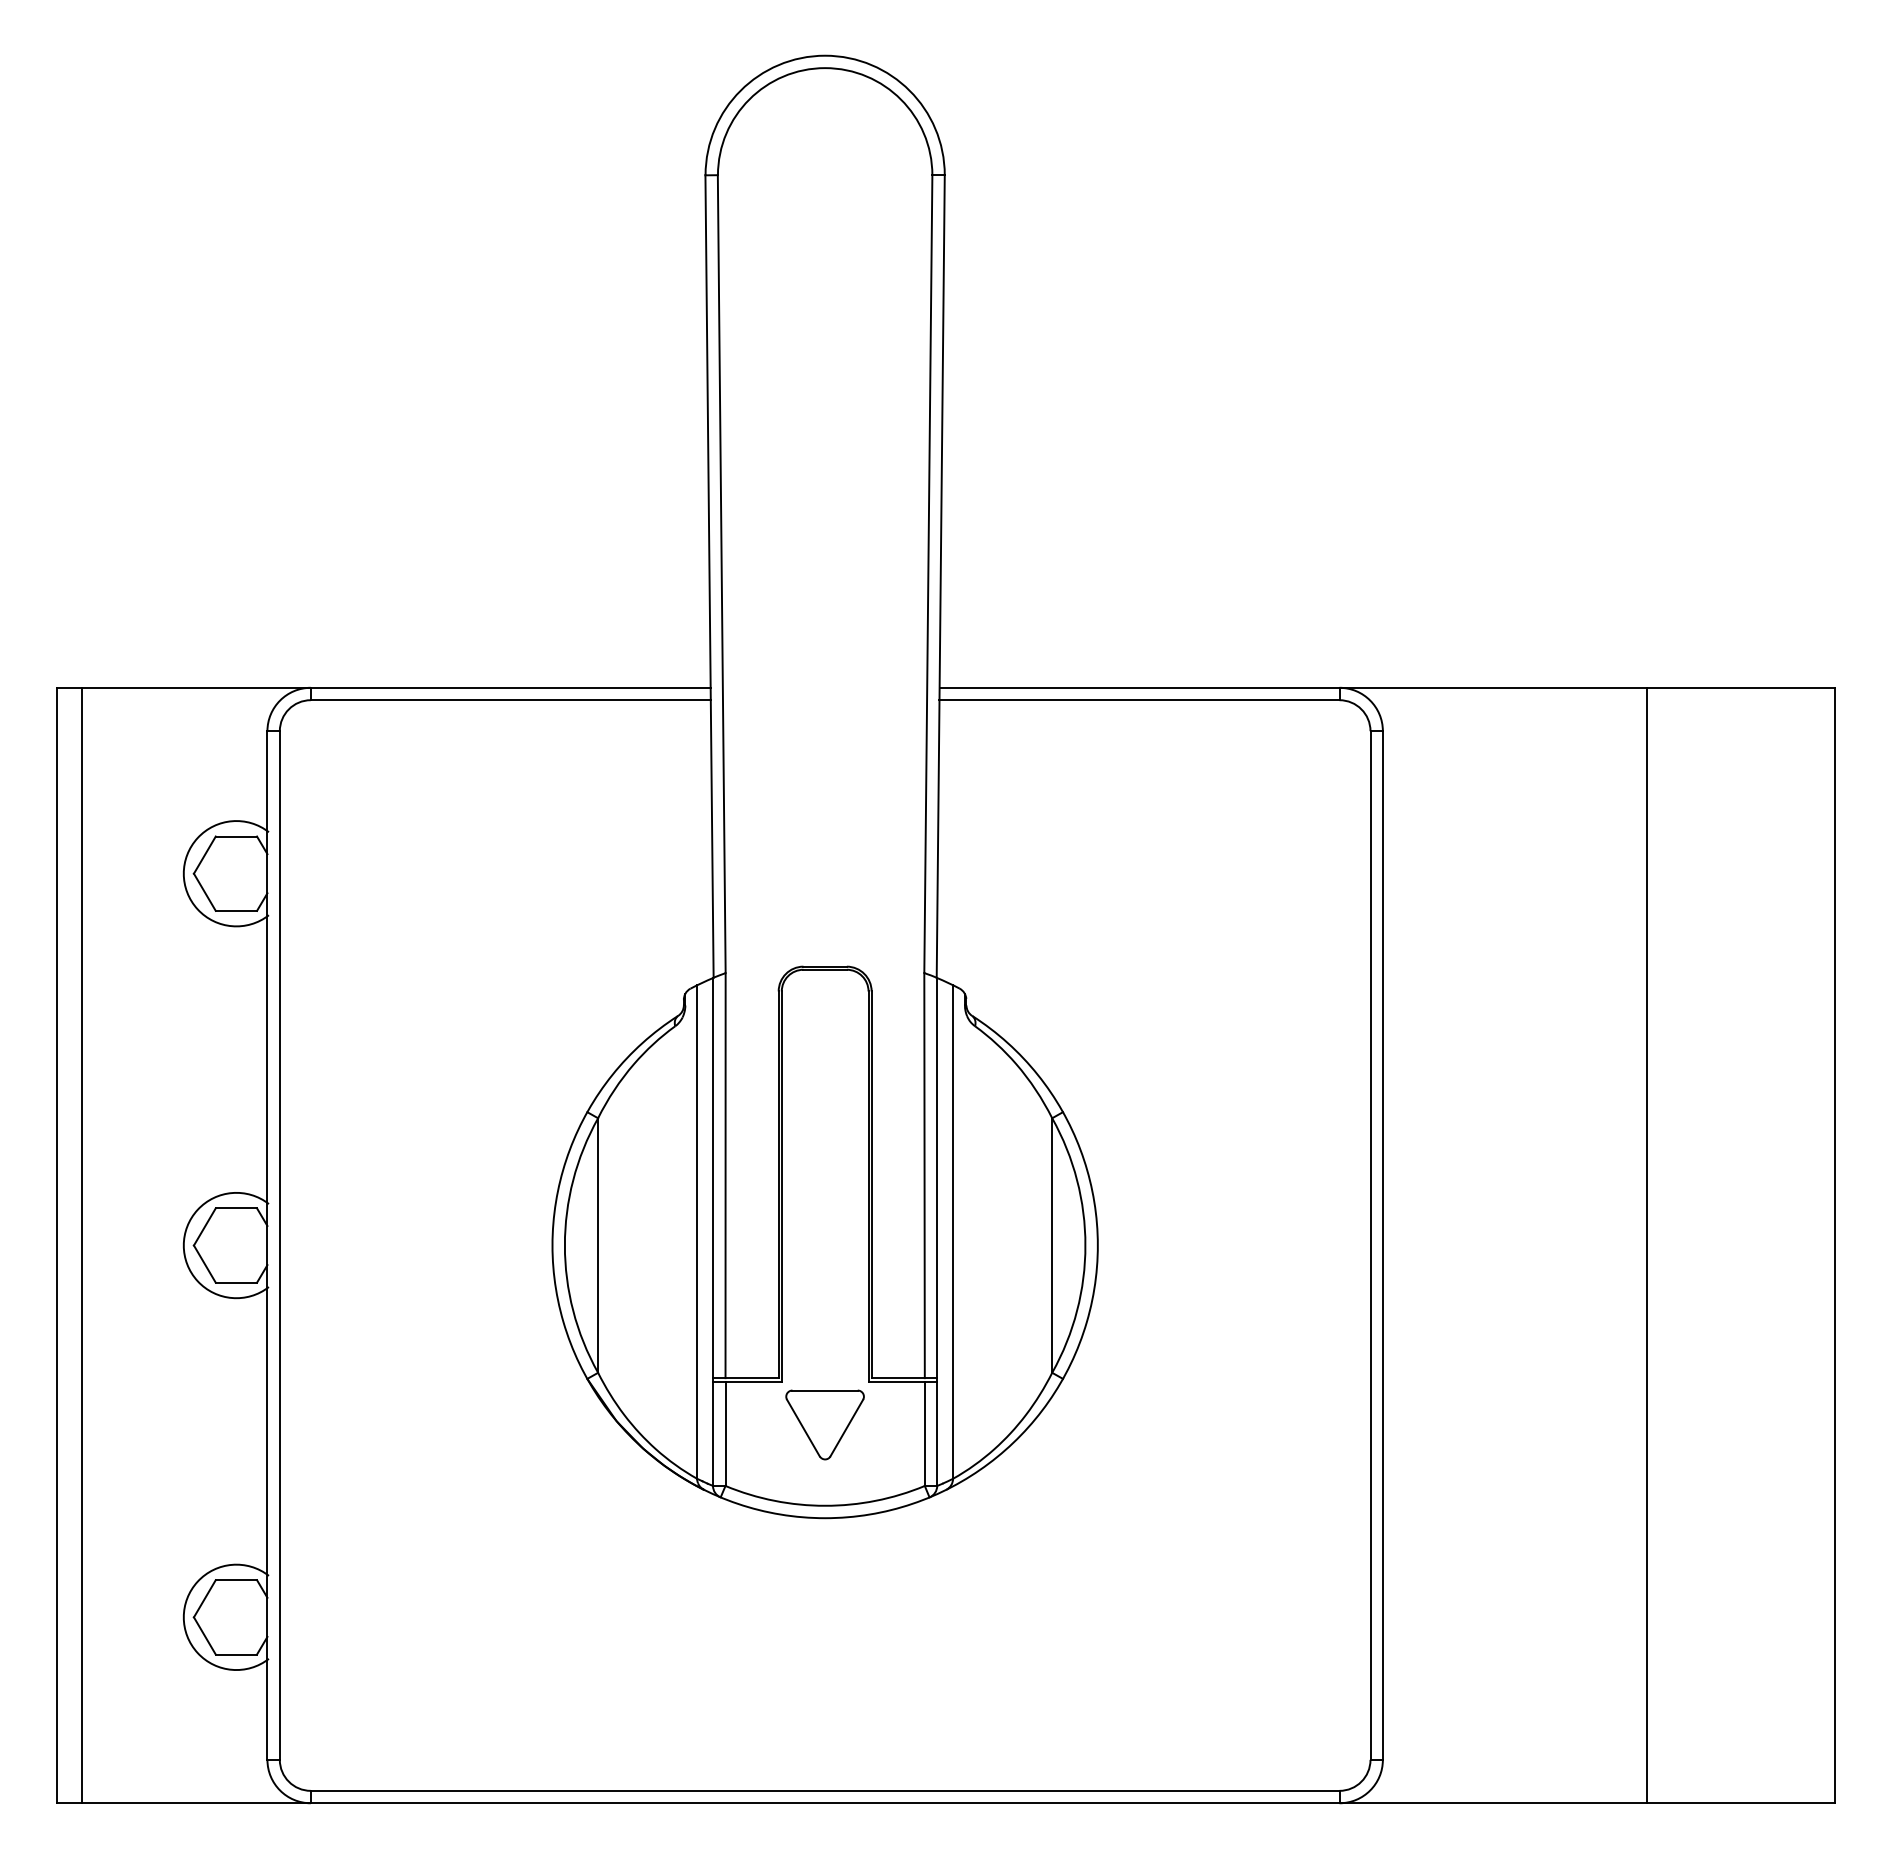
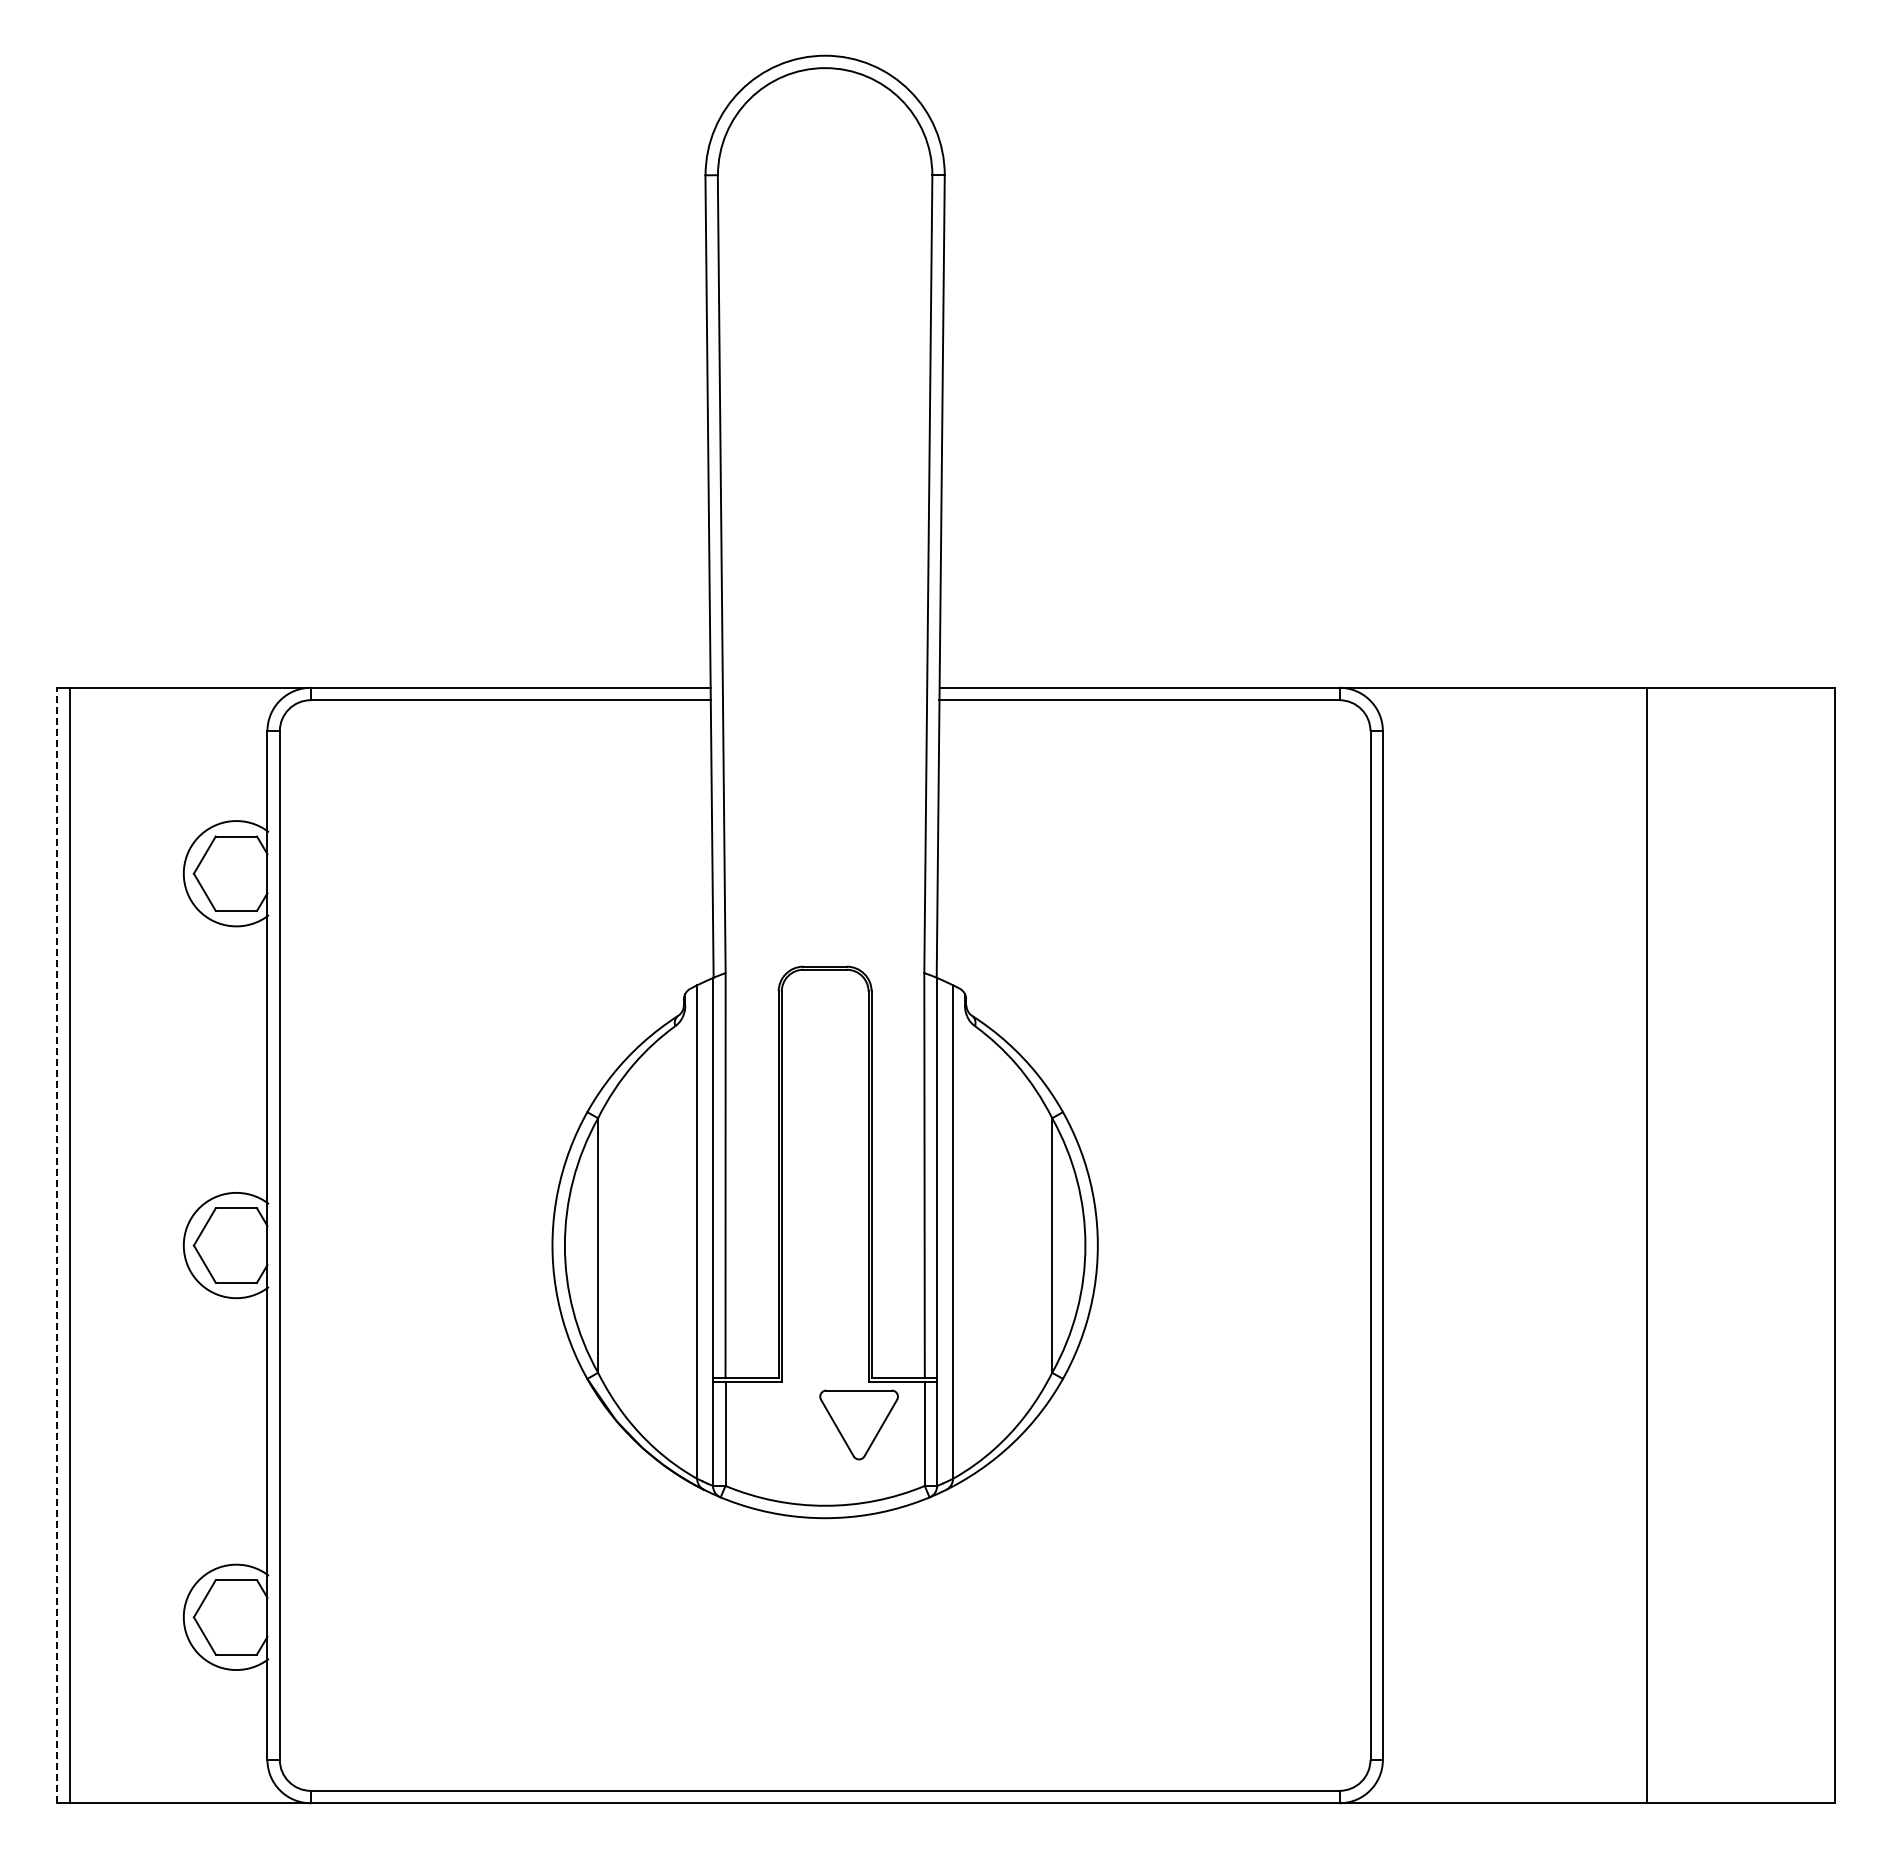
line: solid -> dashed (56, 1245)
line position: (81, 1245) -> (69, 1245) (69, 1245)
part position: (824, 1424) -> (858, 1424) (858, 1424)
